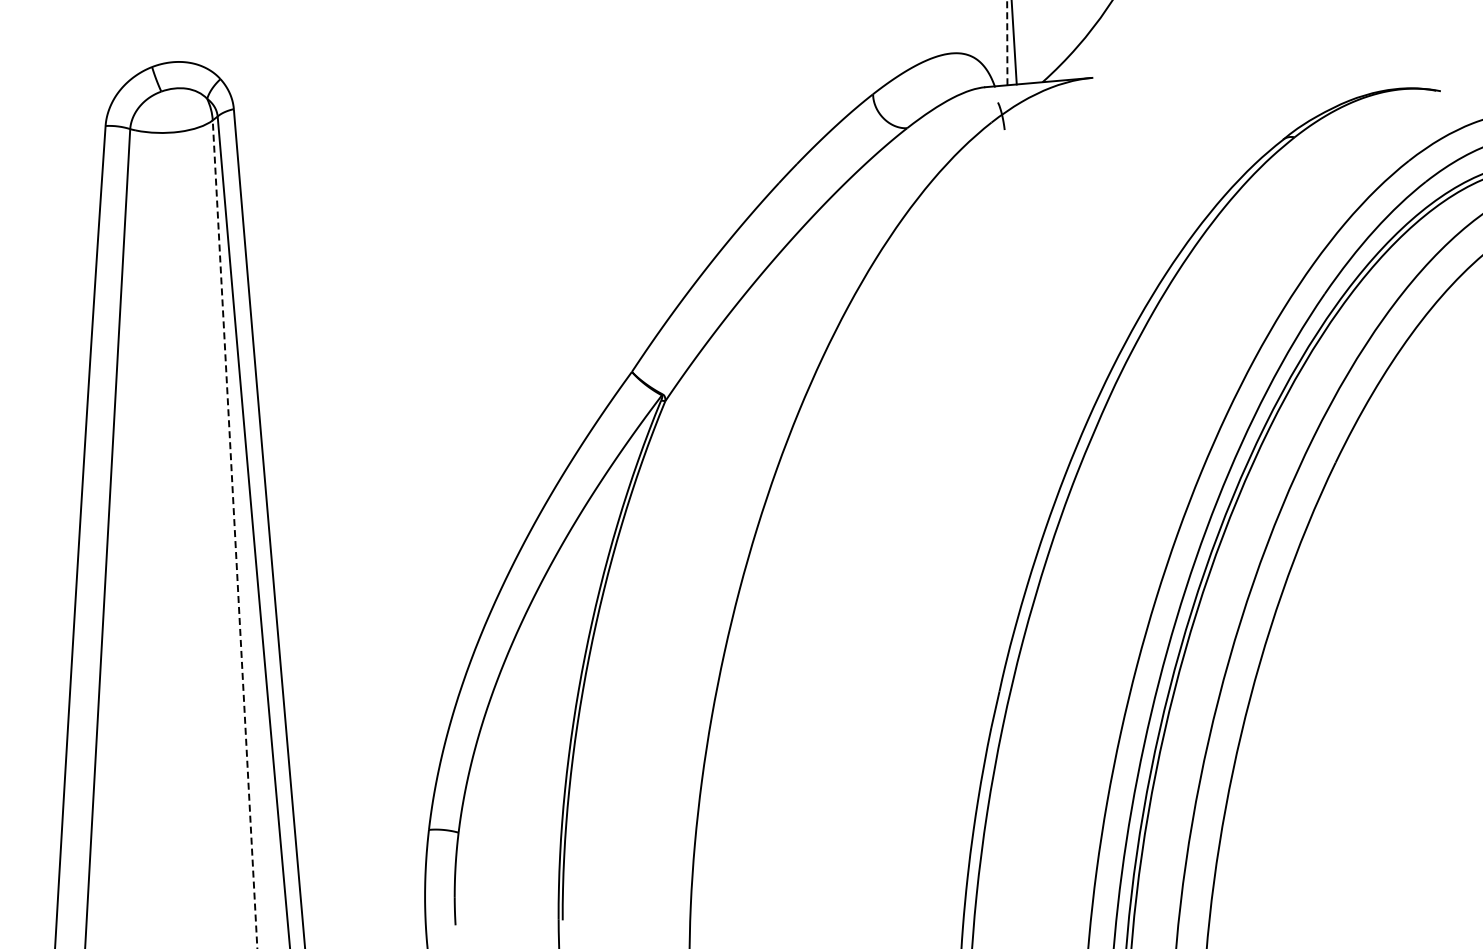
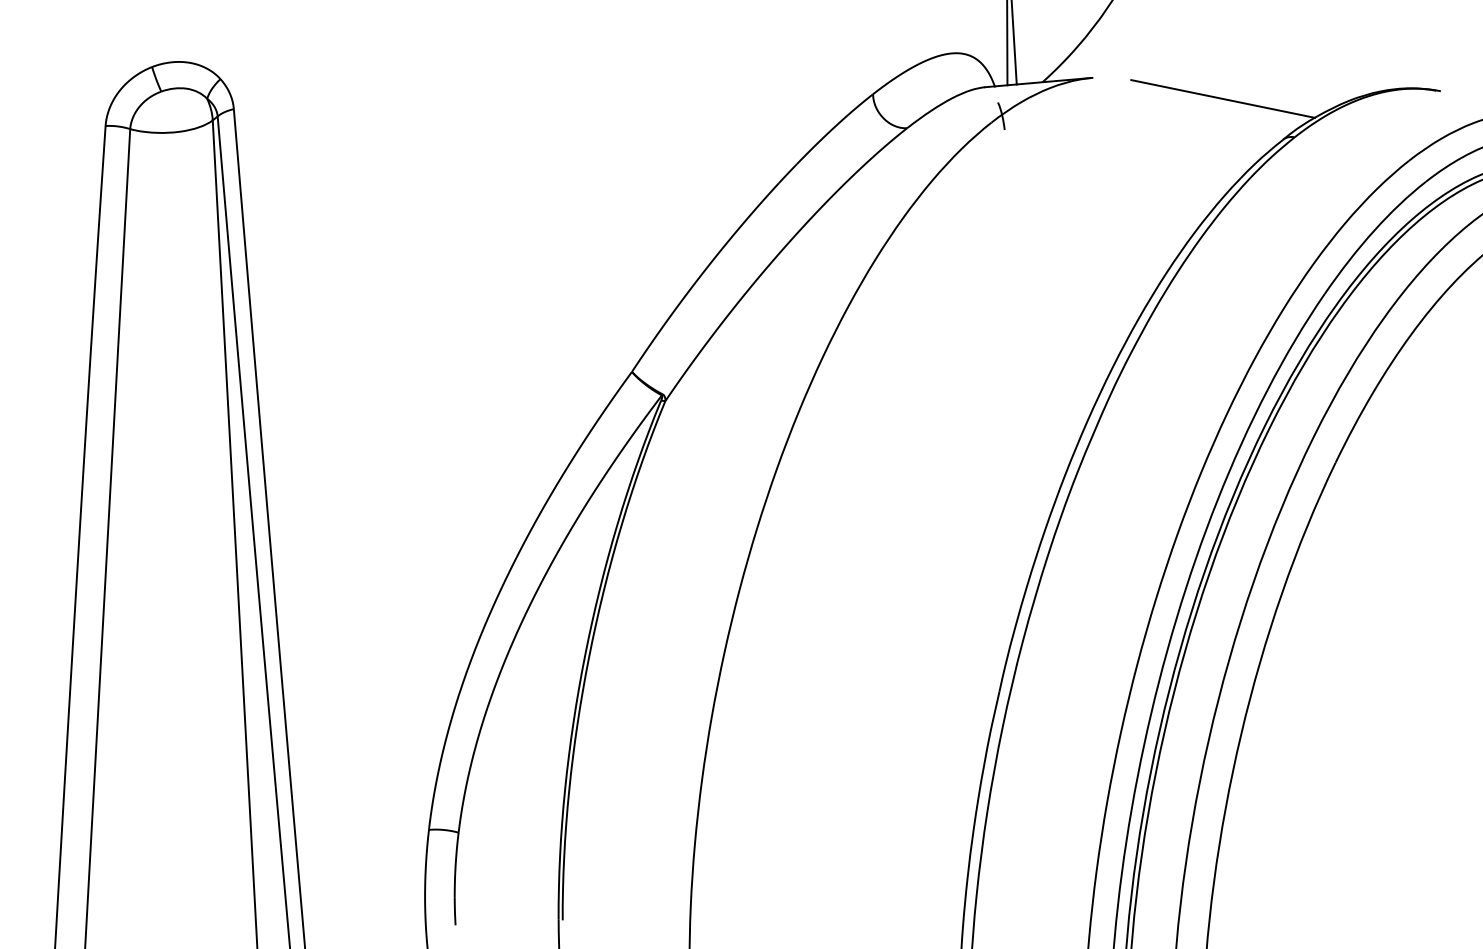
line: dashed -> solid (1007, 42)
line: none -> present (1223, 98)
line: dashed -> solid (235, 534)
